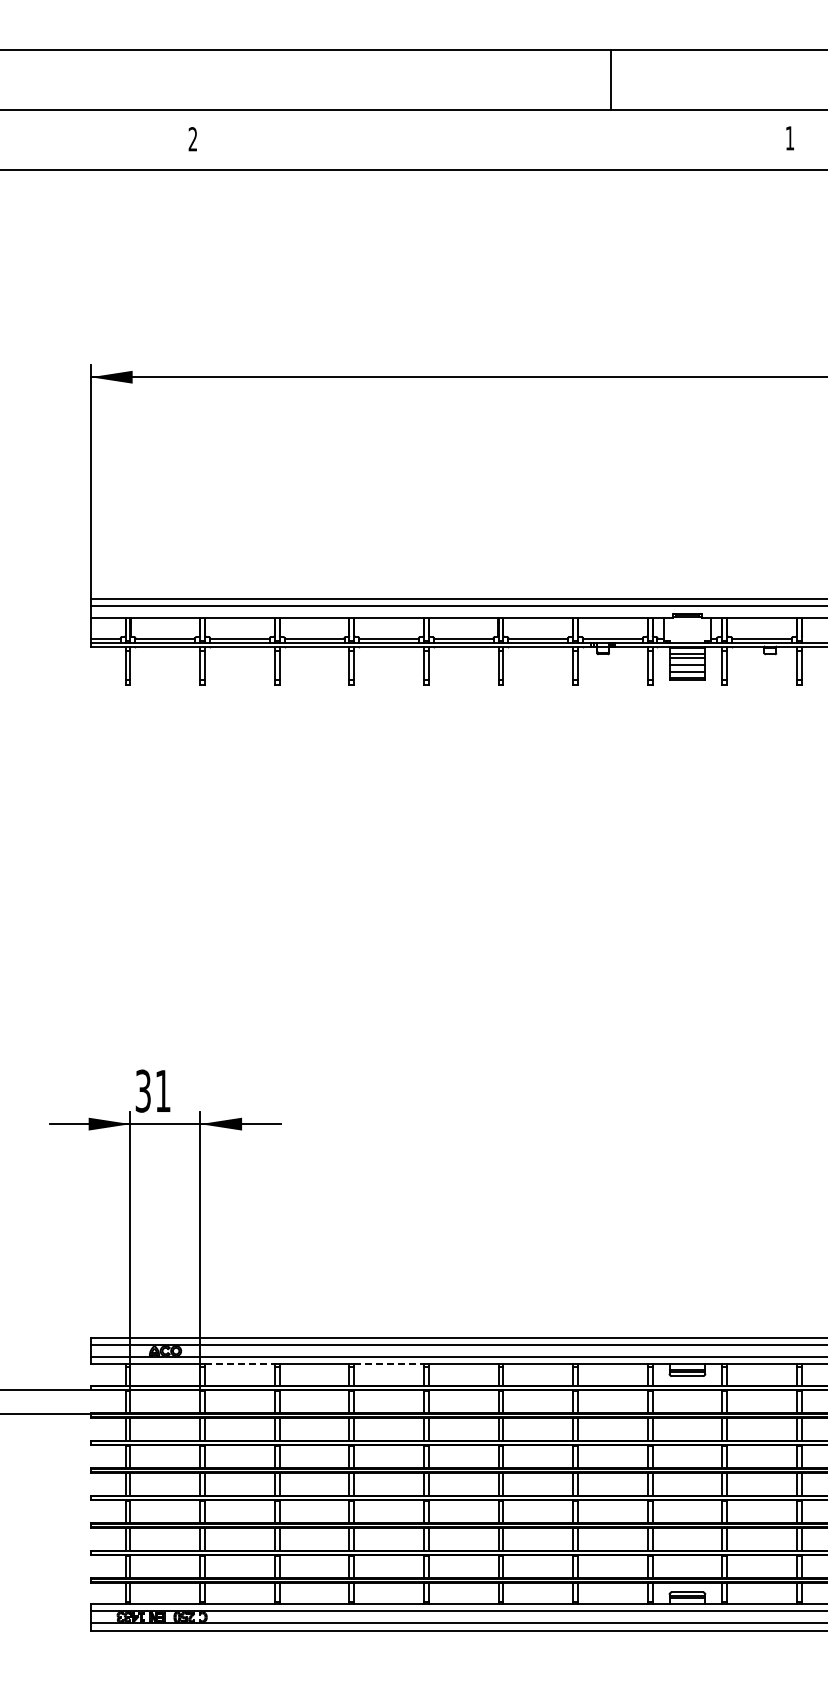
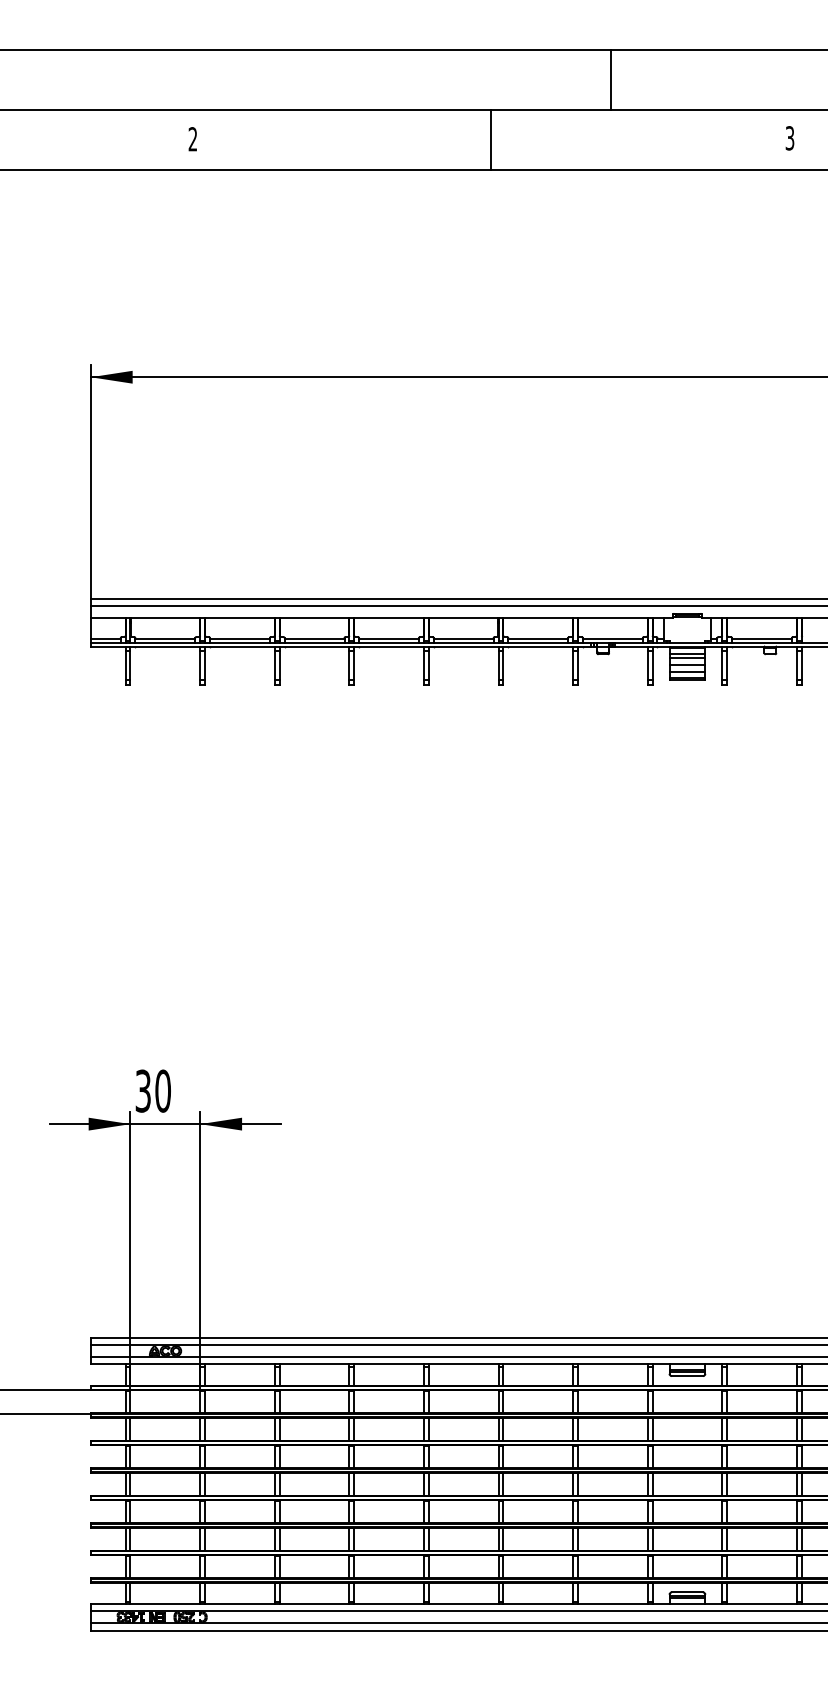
text: 1 -> 3 (789, 138)
line: none -> present (491, 139)
text: 31 -> 30 (162, 1090)
line: dashed -> solid (239, 1364)
line: dashed -> solid (389, 1364)
